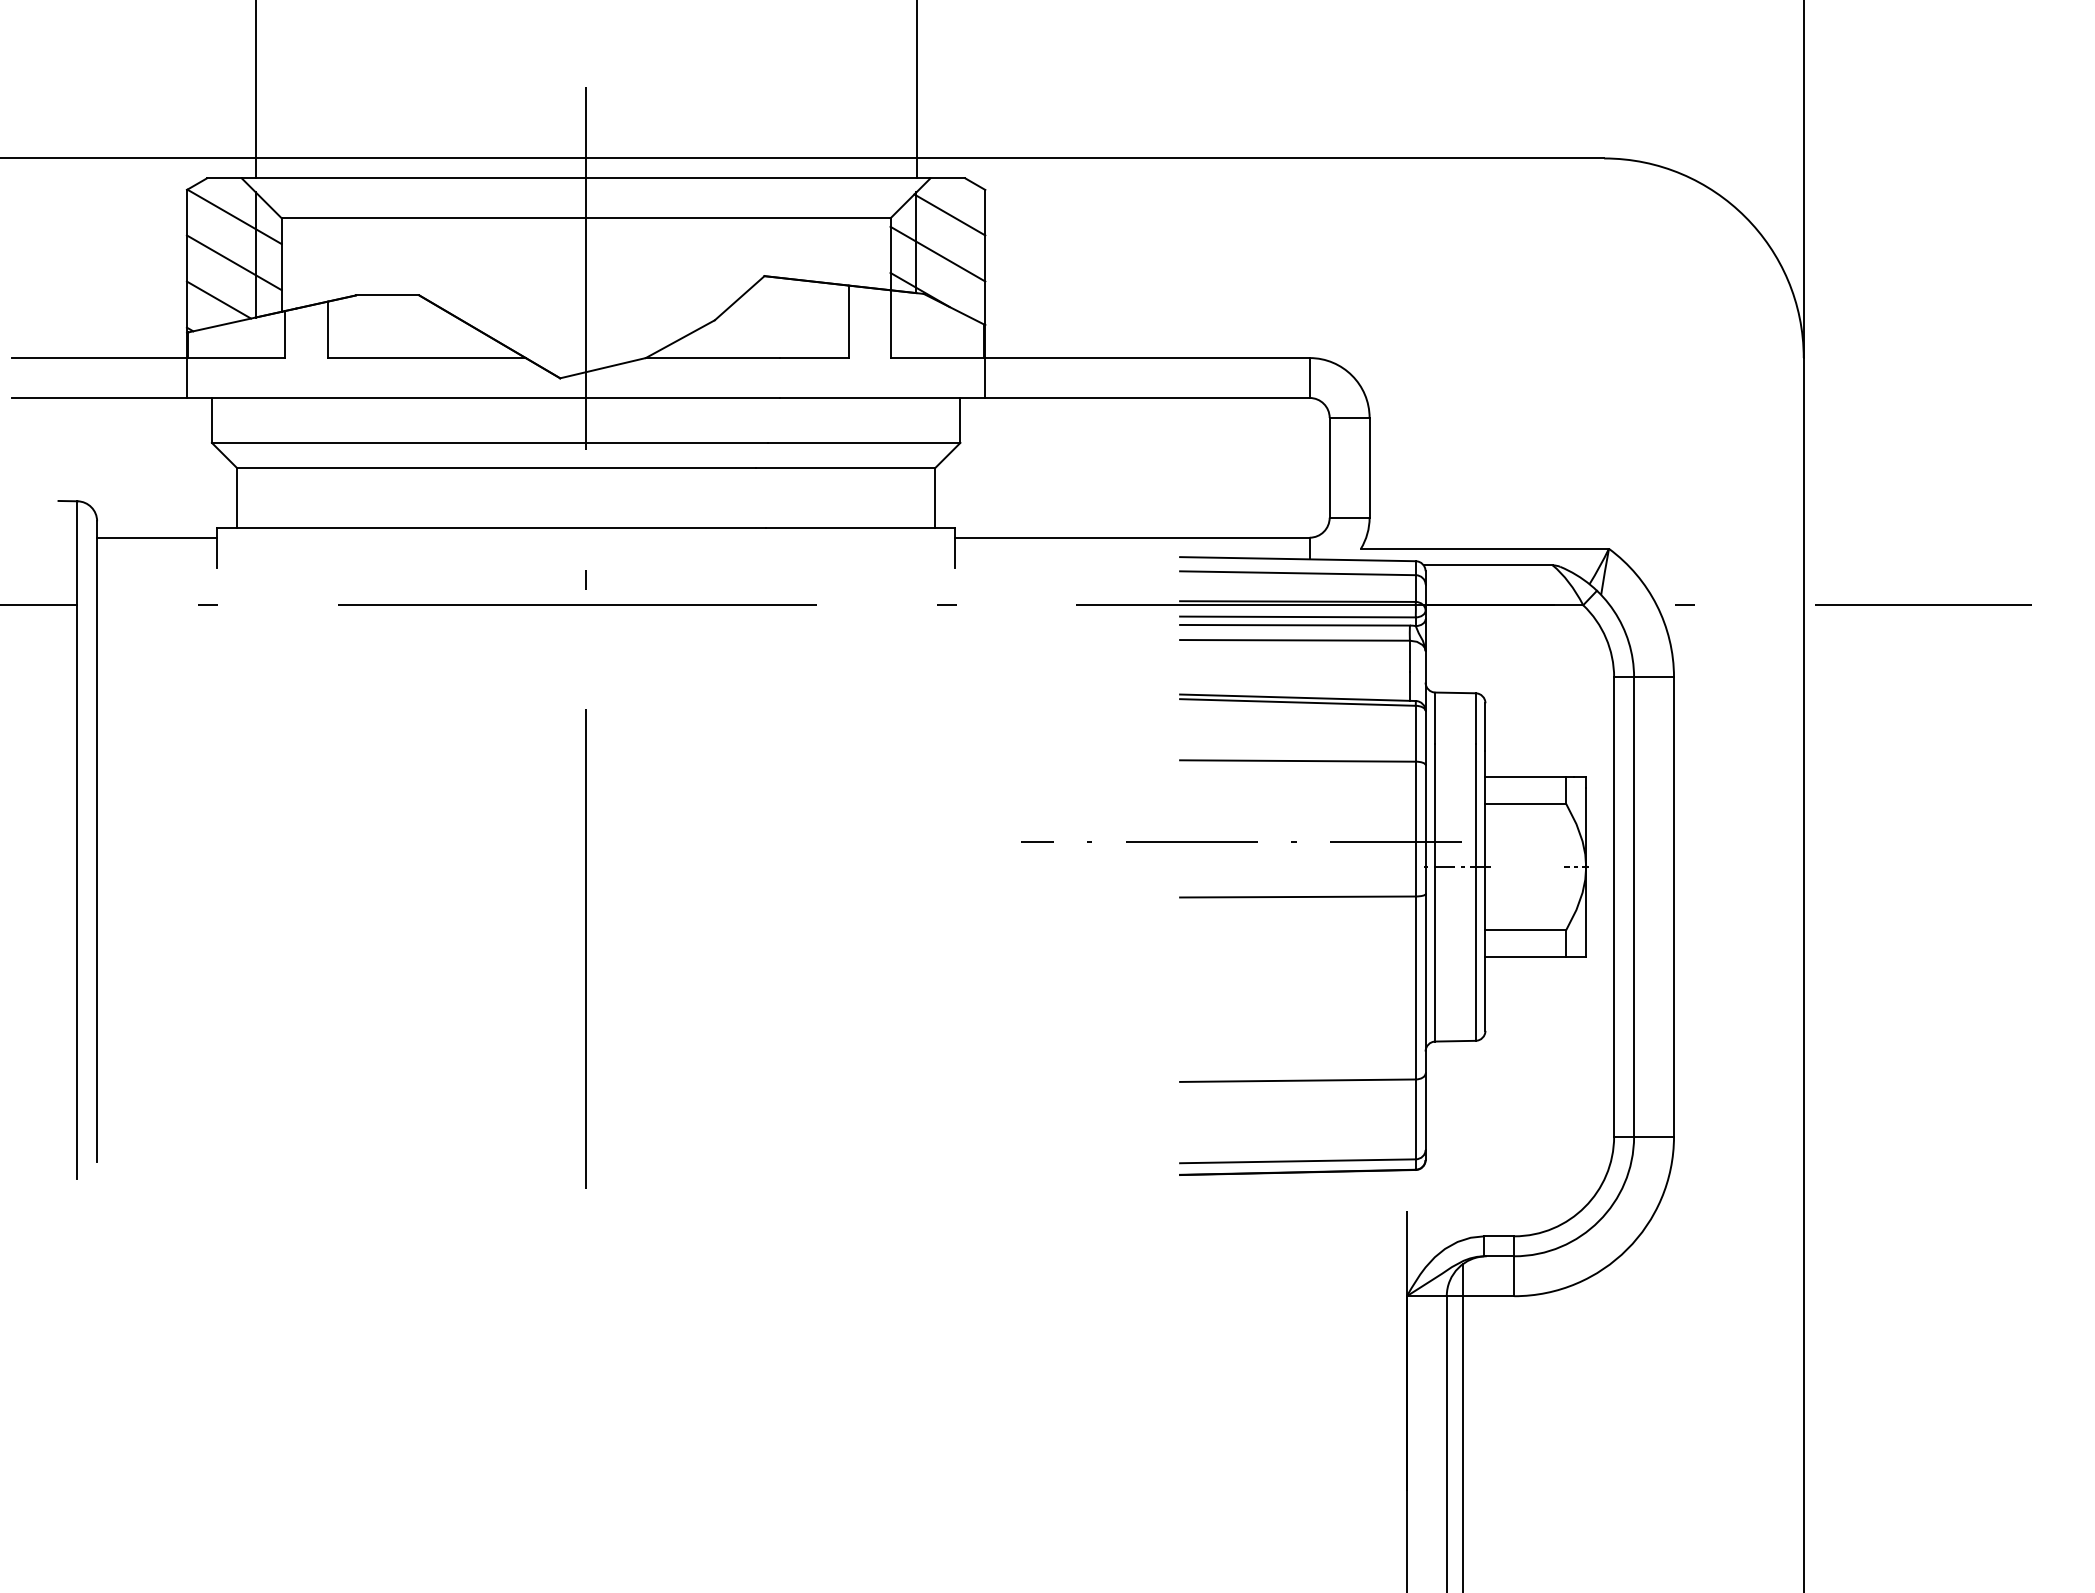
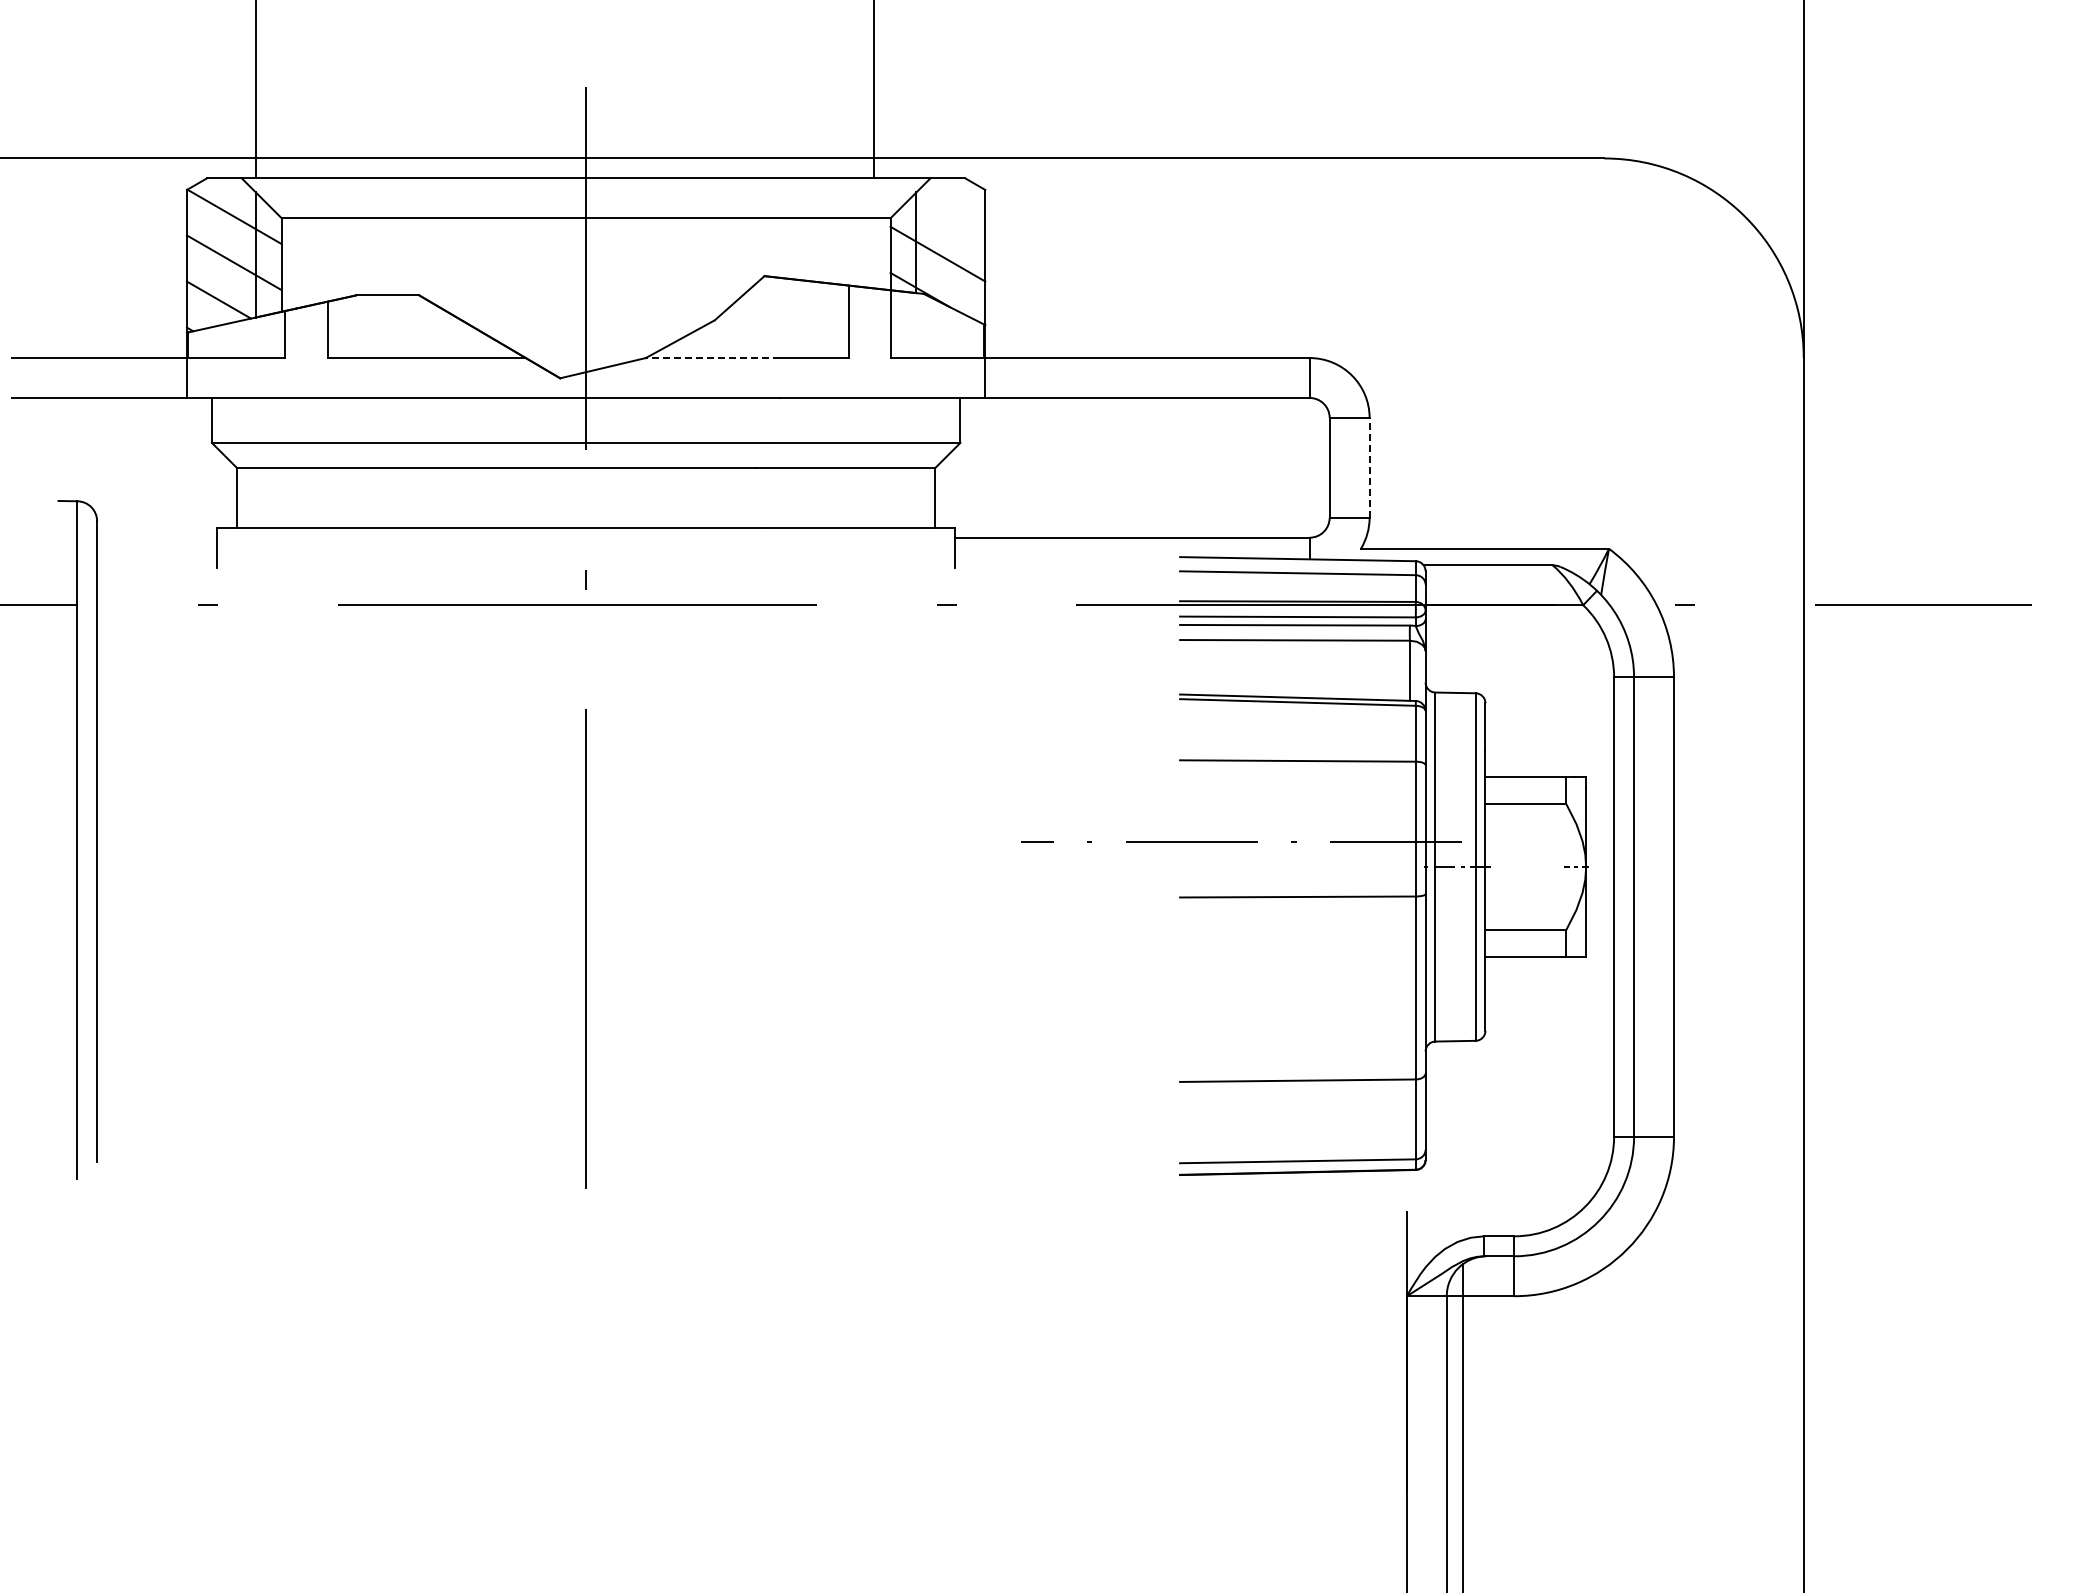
line position: (916, 90) -> (873, 90) (873, 90)
line: present -> none (949, 214)
line: solid -> dashed (712, 358)
line: solid -> dashed (1369, 467)
line: present -> none (156, 537)
